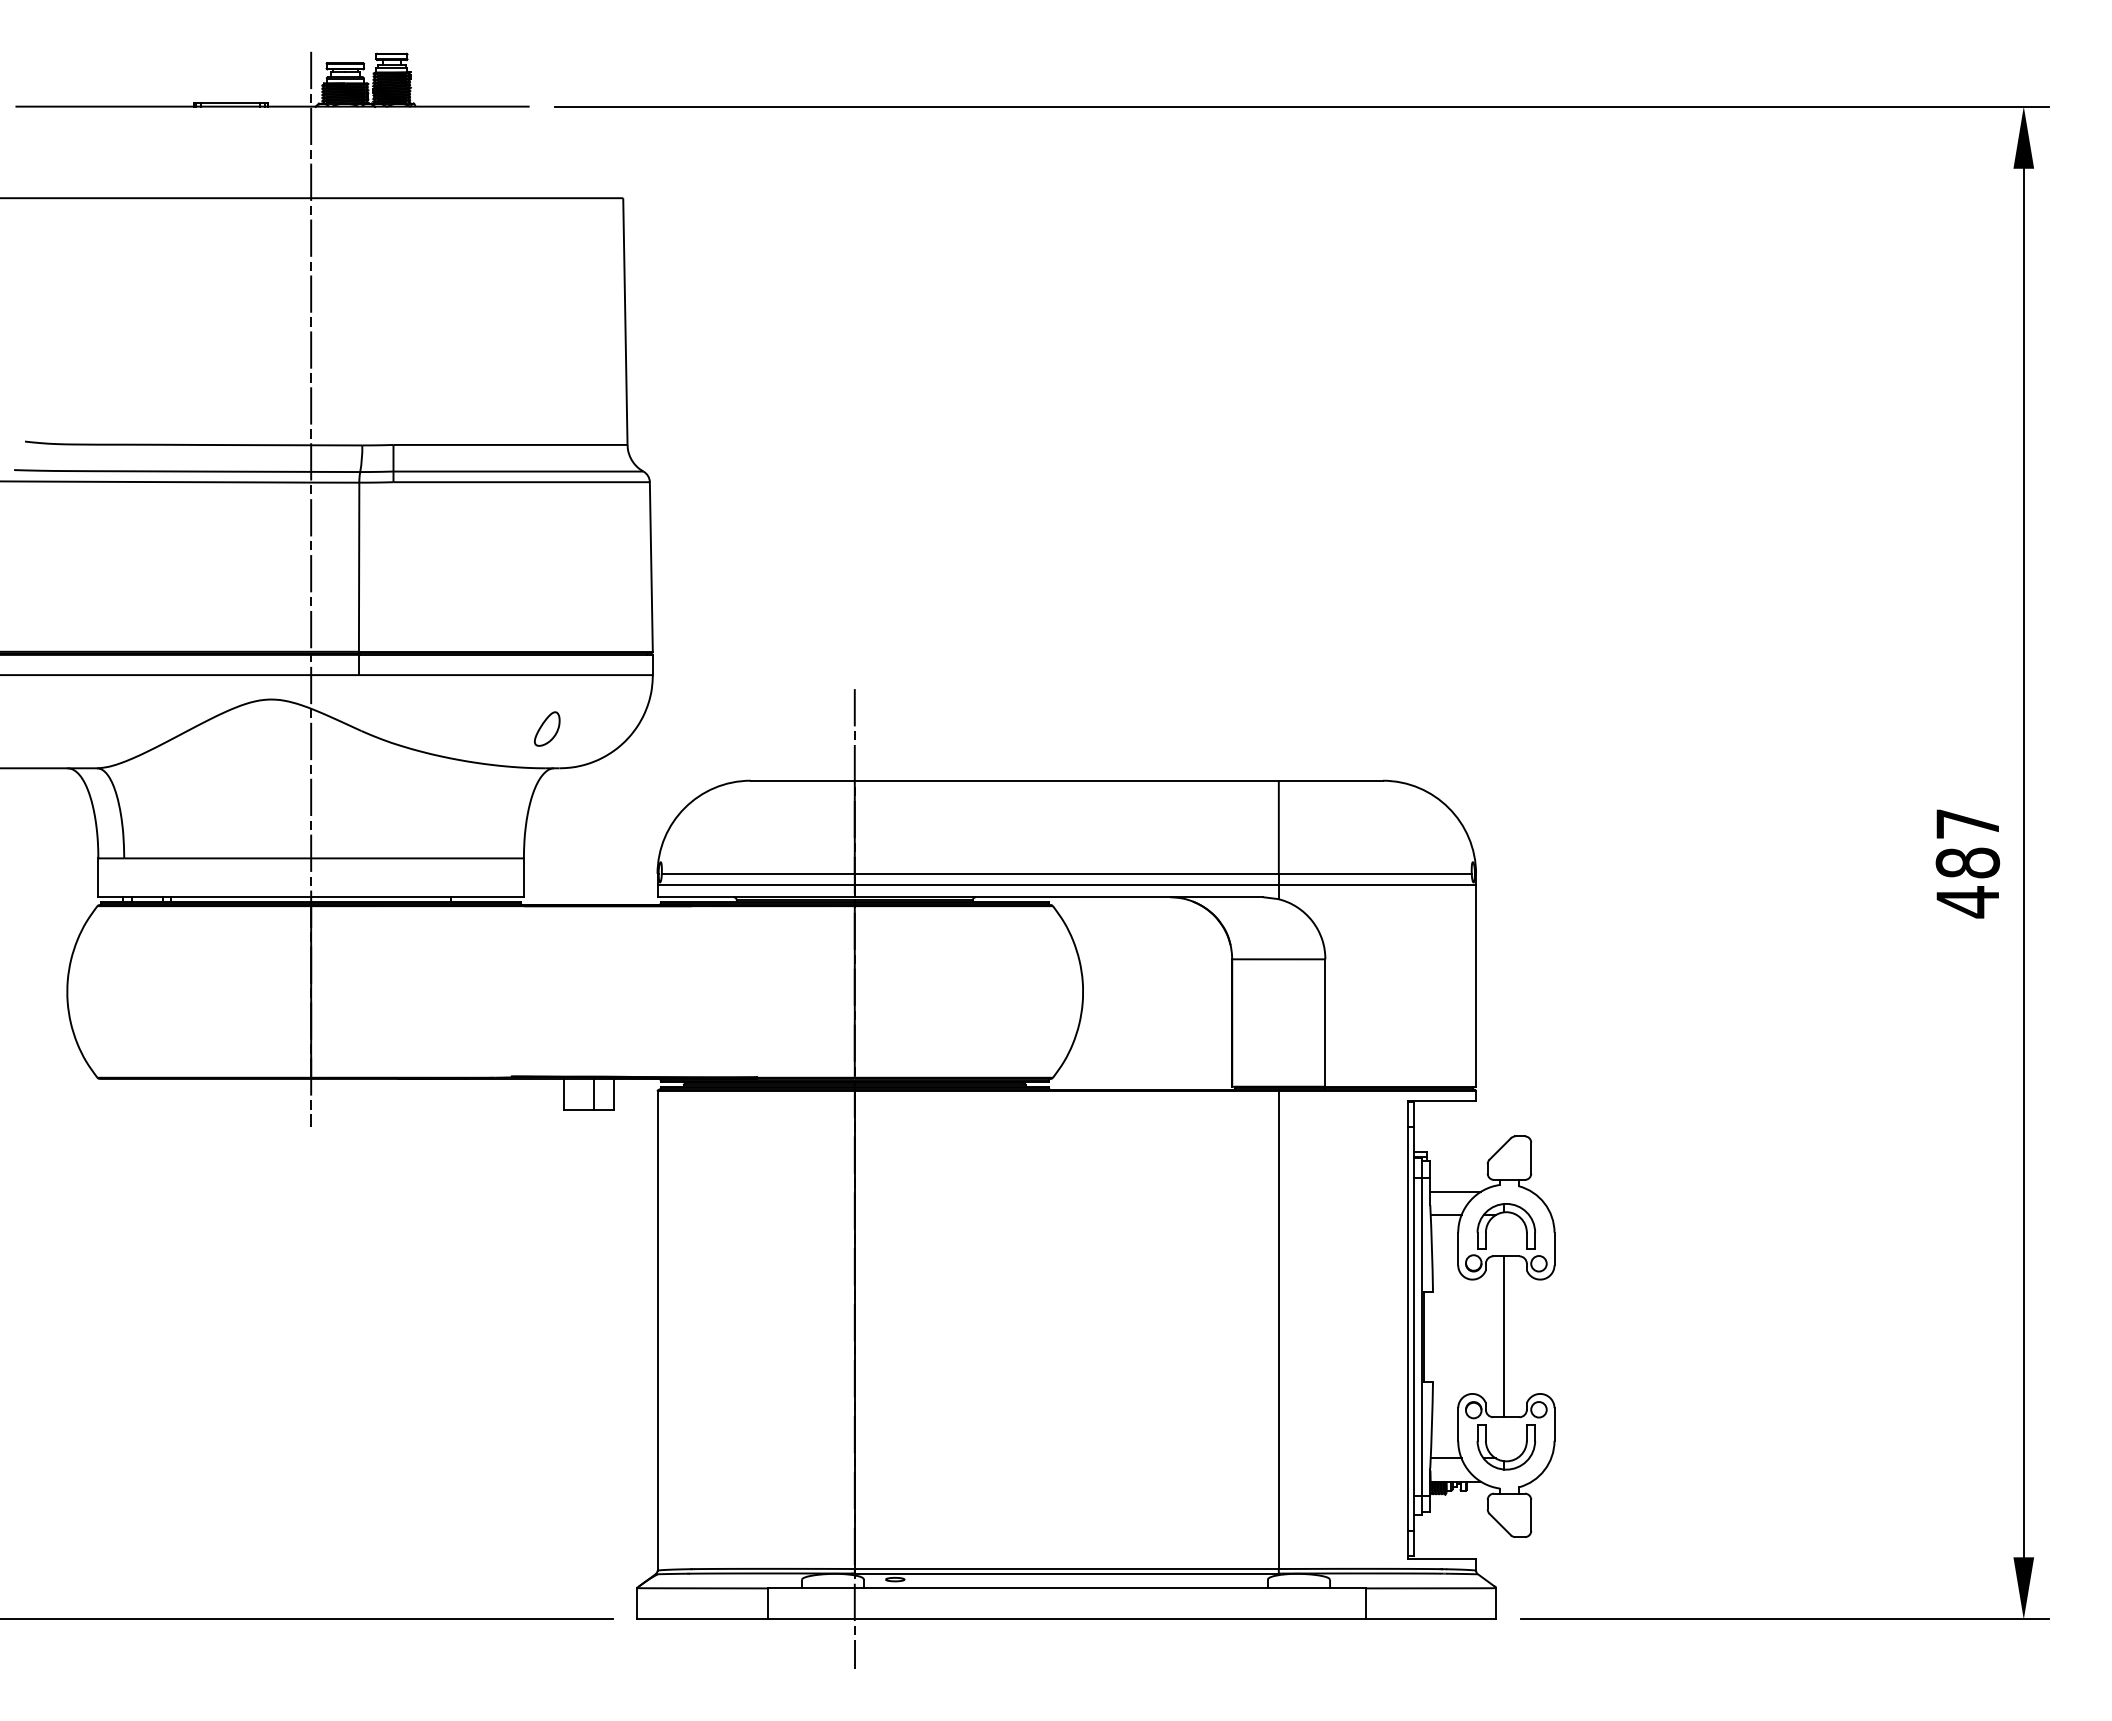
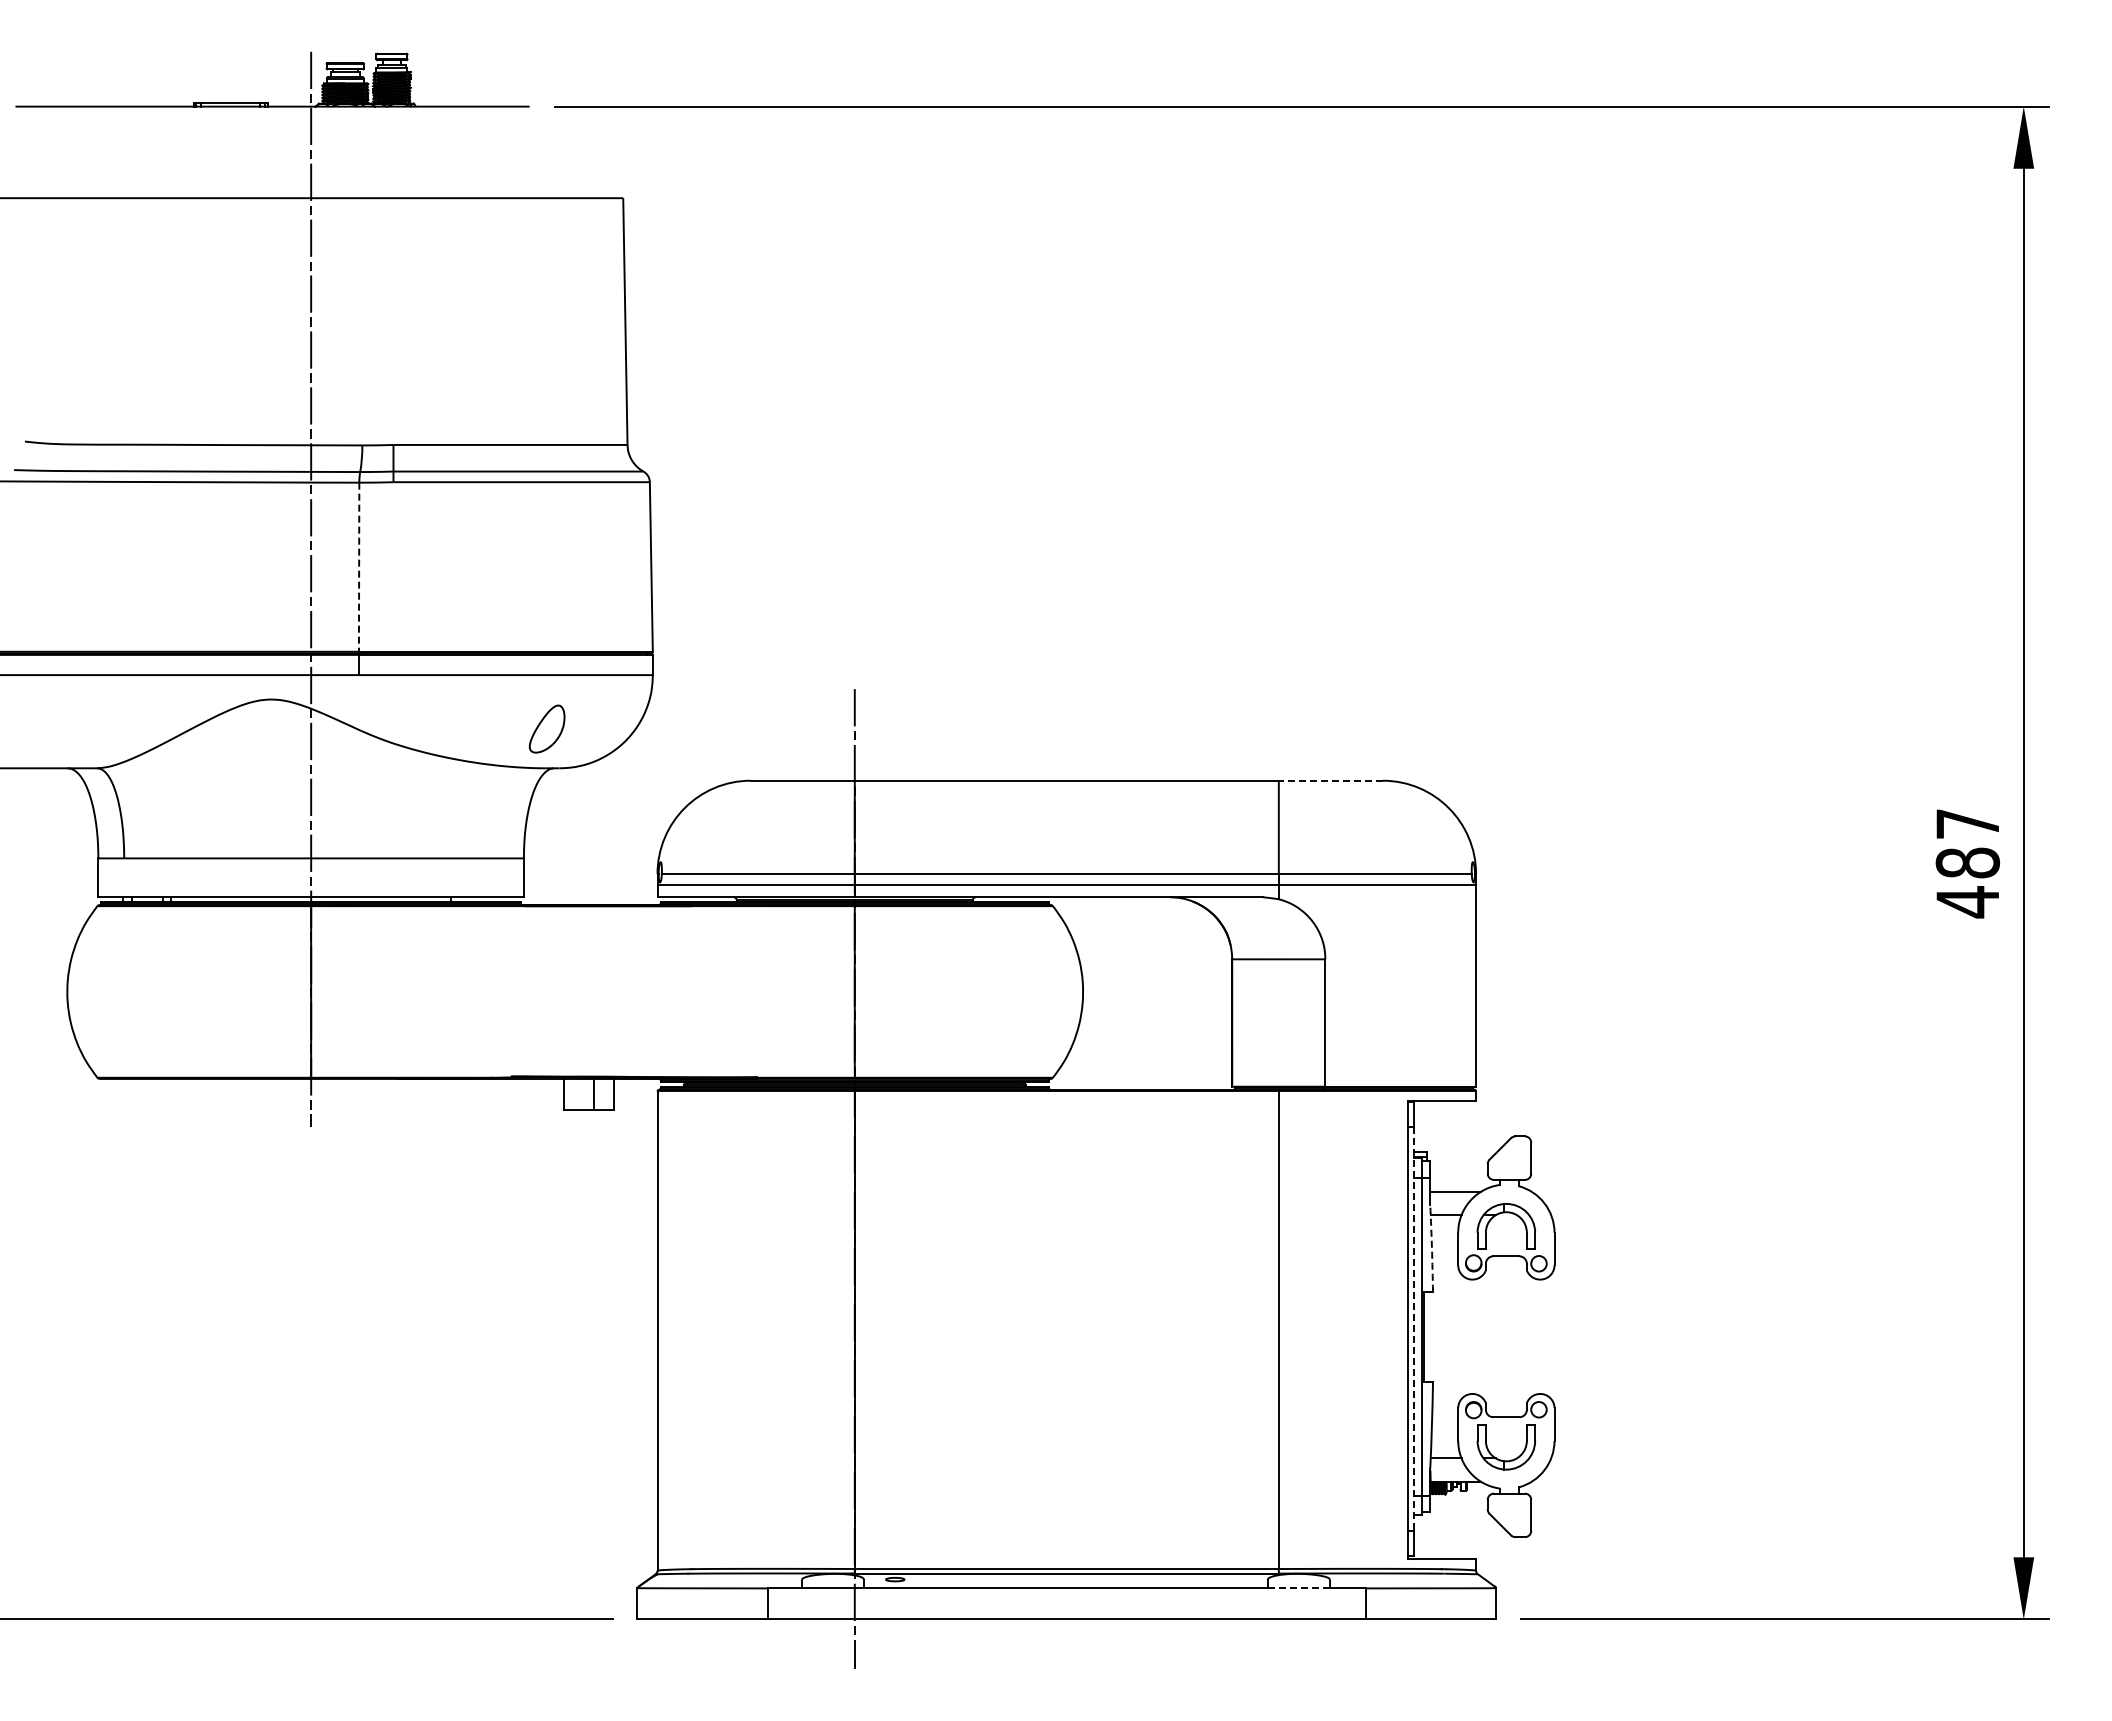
line: solid -> dashed (359, 567)
part size: 27x36 px -> 38x50 px (546, 728)
line: solid -> dashed (1330, 780)
arc: solid -> dashed (1431, 1248)
line: solid -> dashed (1413, 1329)
line: present -> none (1504, 1336)
line: solid -> dashed (1299, 1588)
